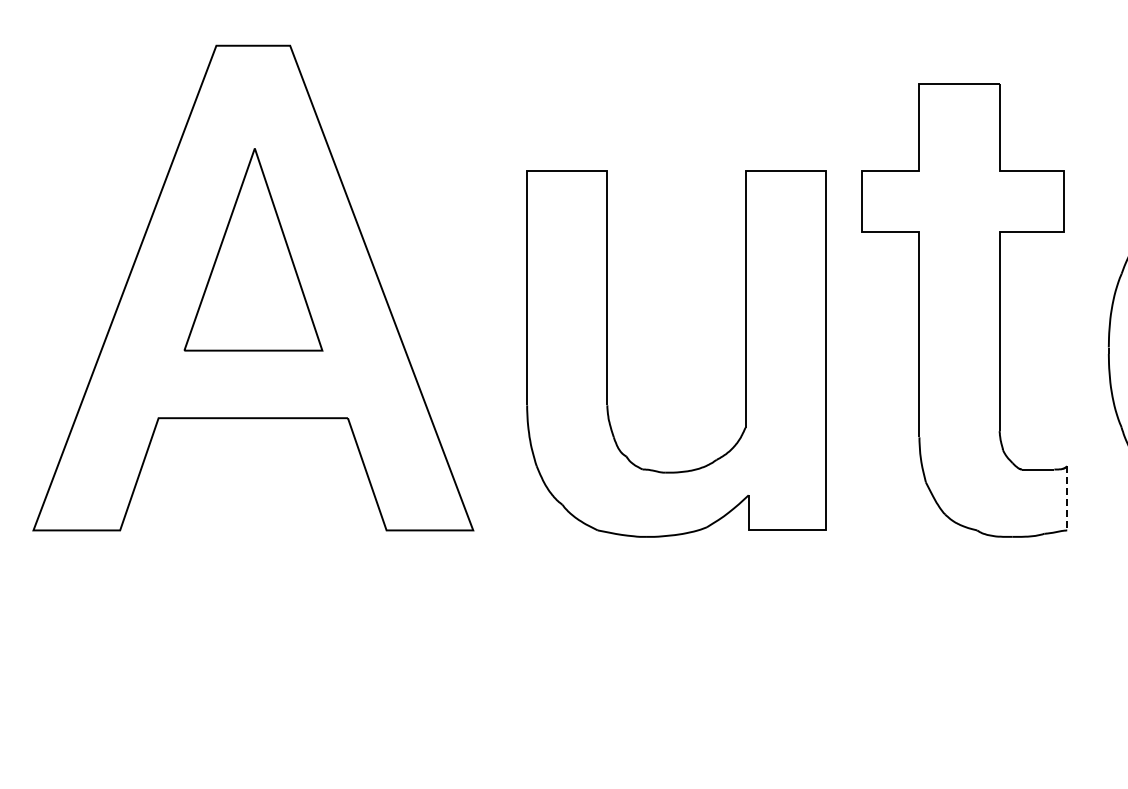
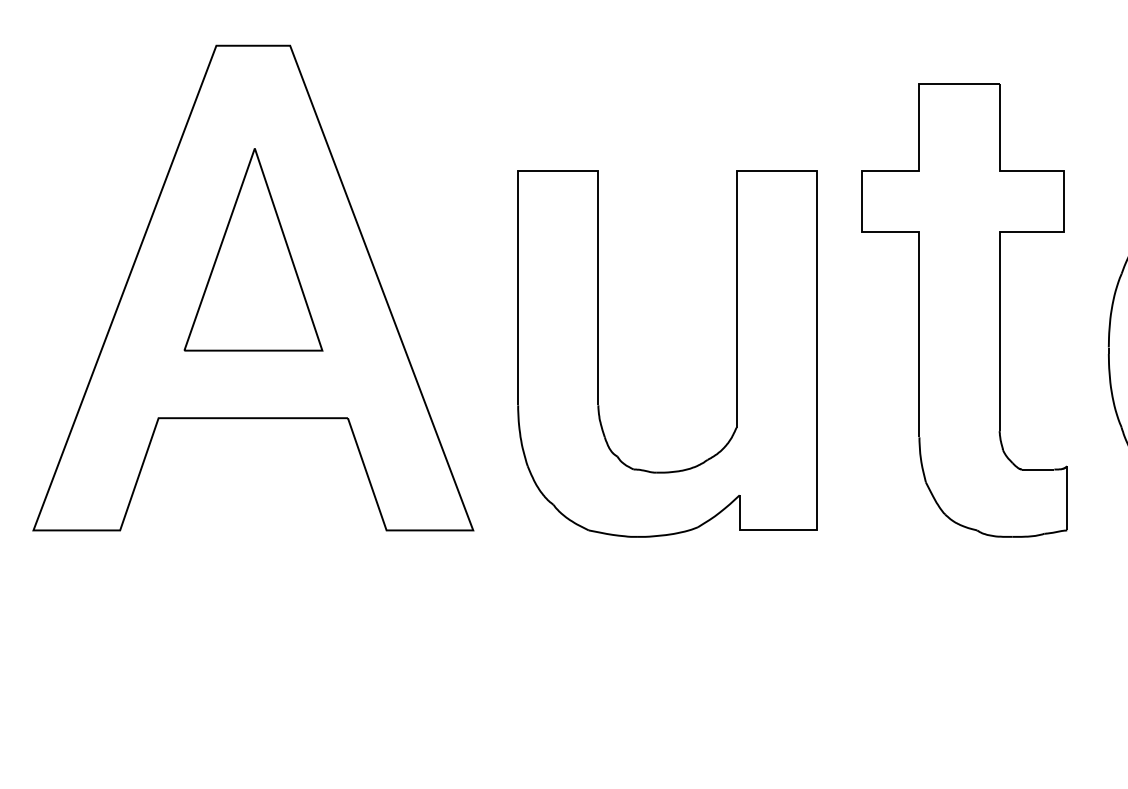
part position: (607, 353) -> (598, 353) (598, 353)
line: dashed -> solid (1067, 498)
